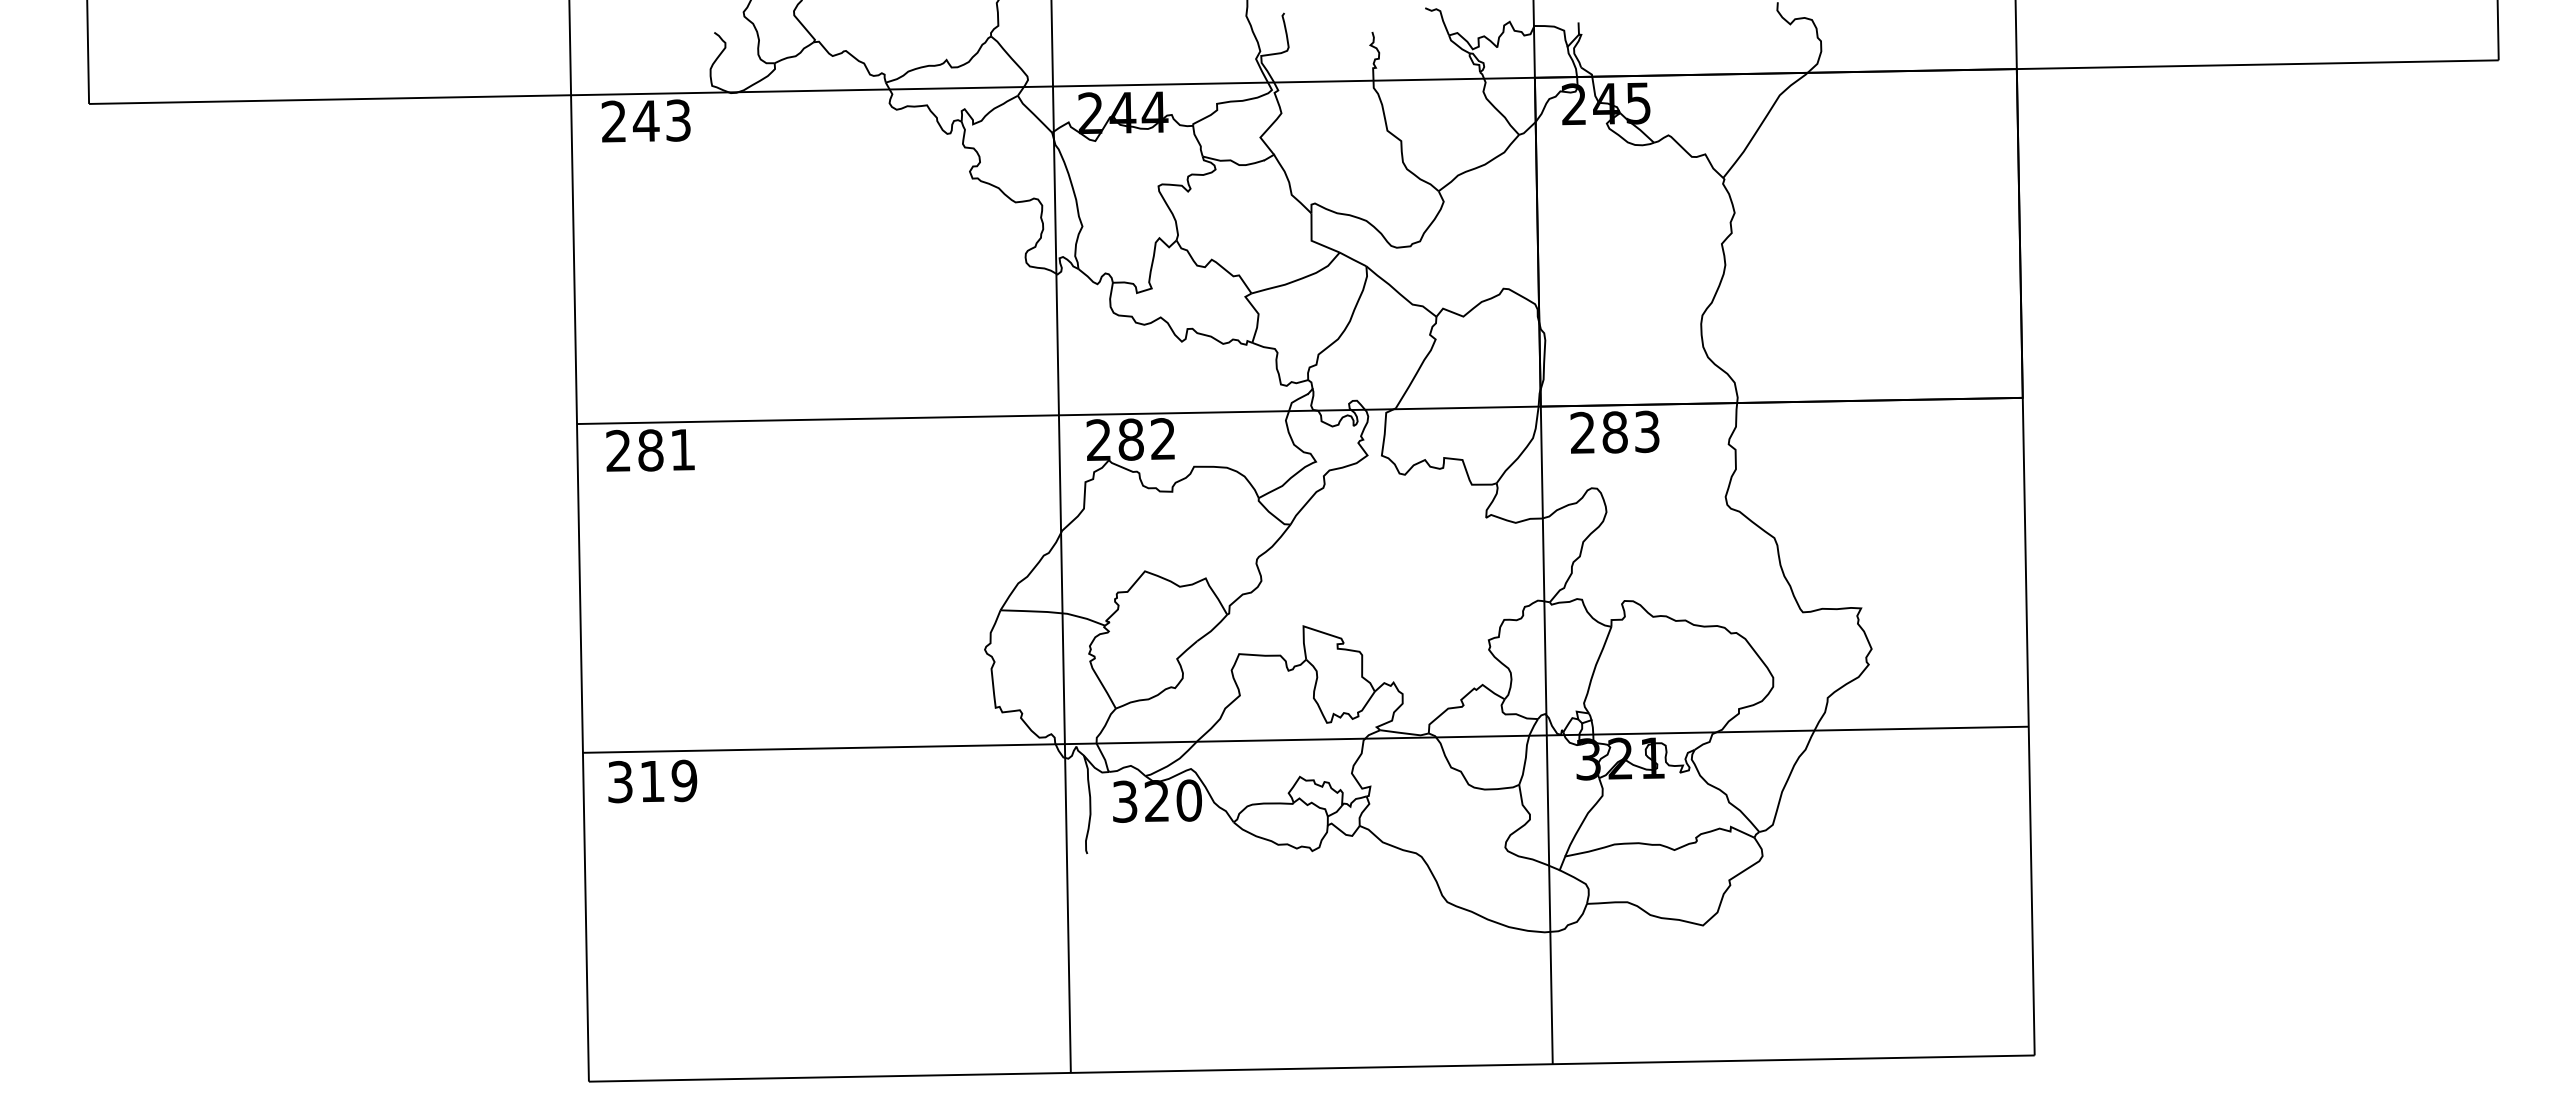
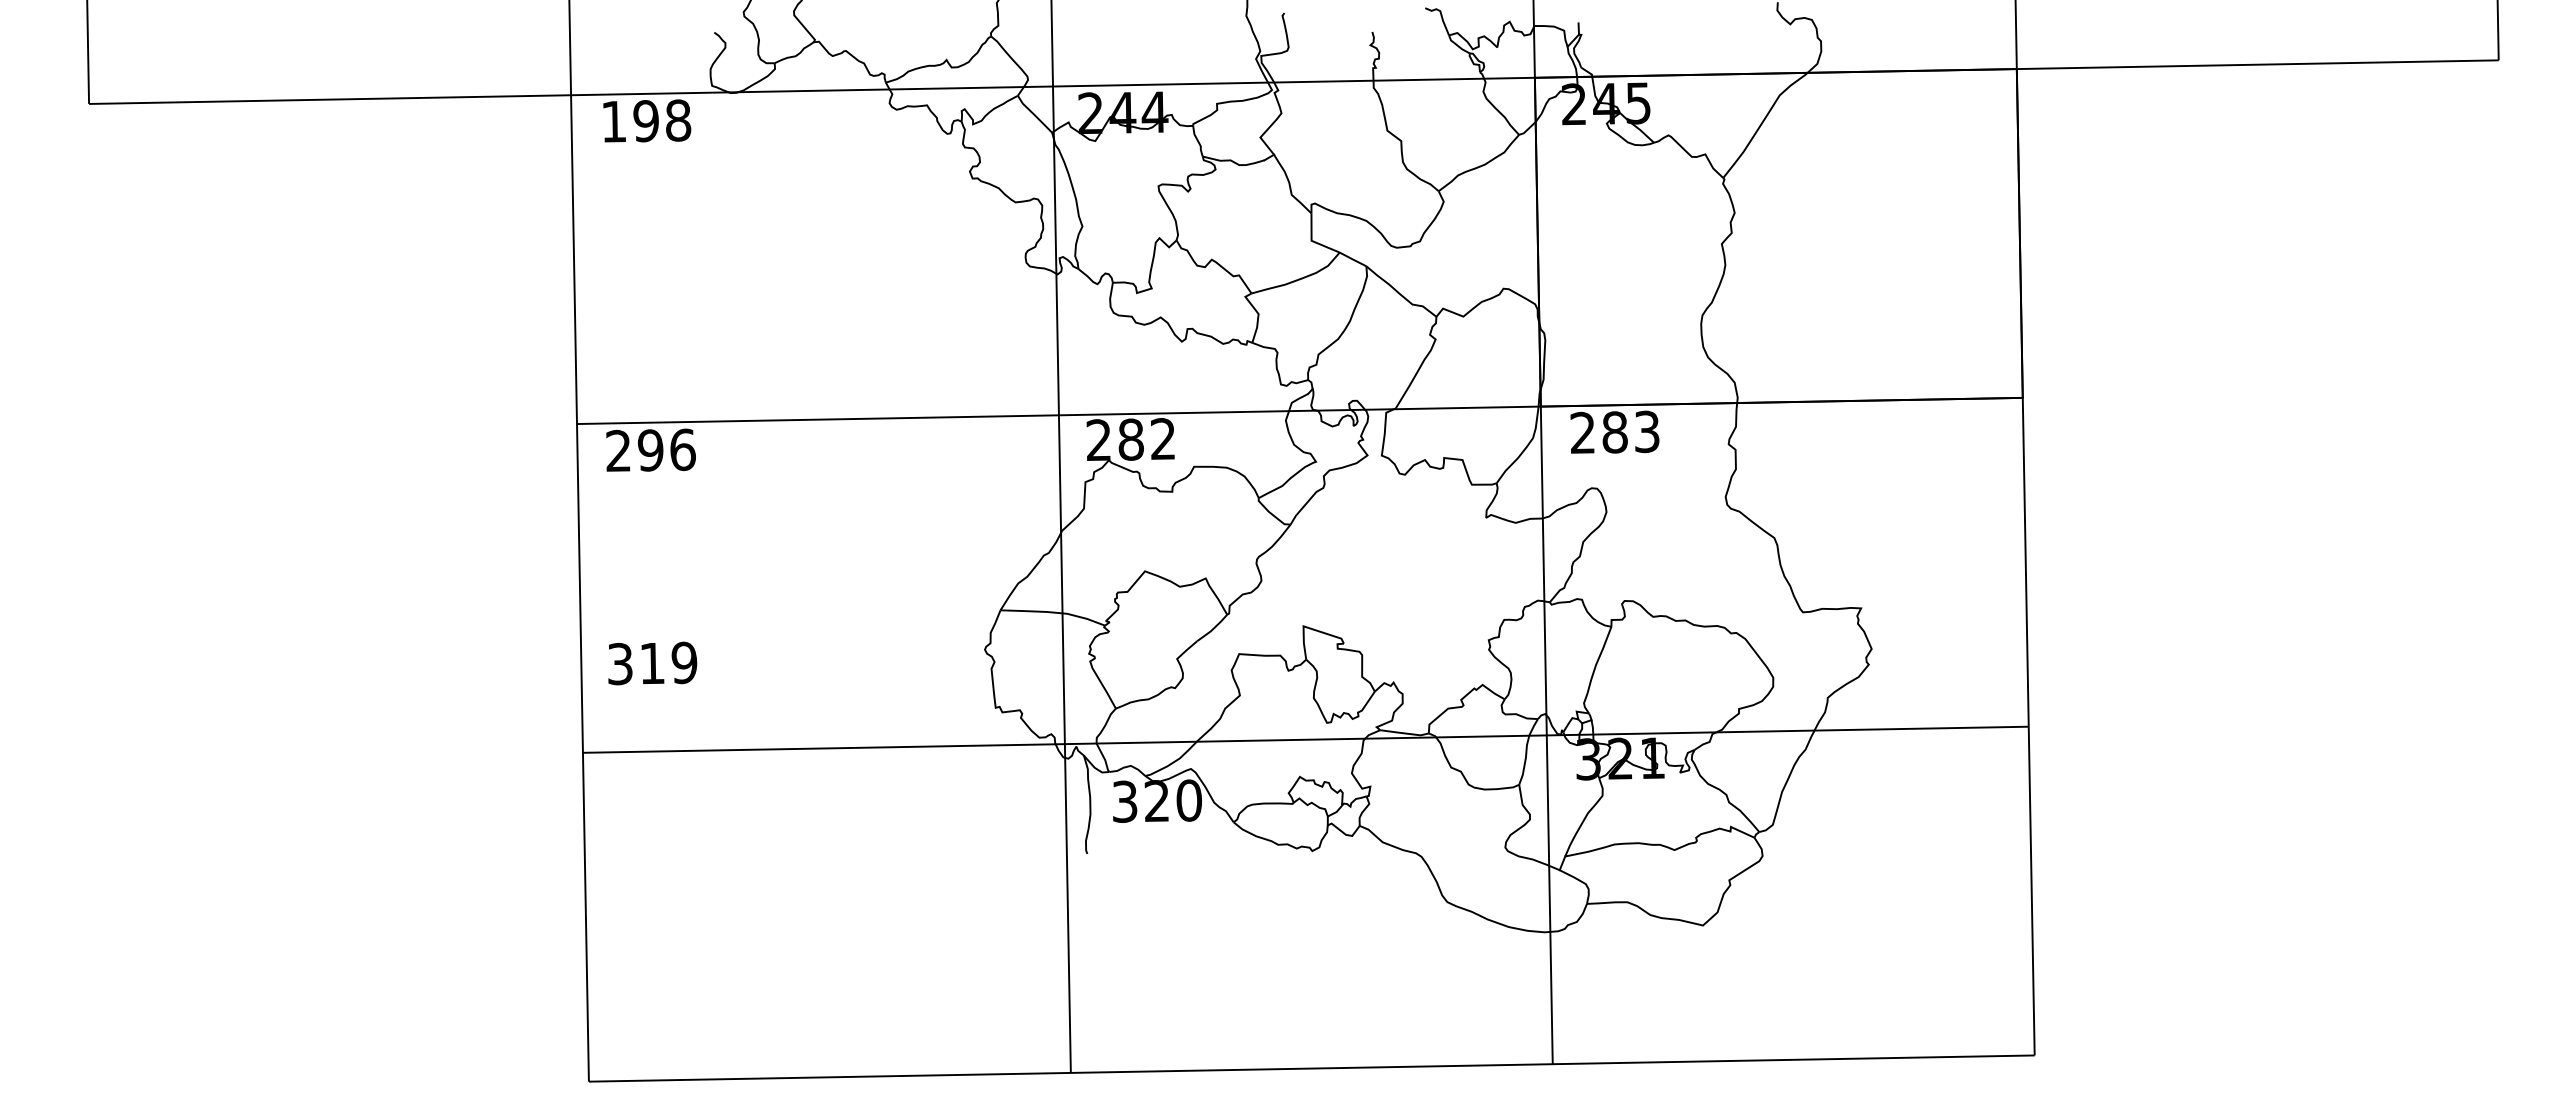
text: 243 -> 198 (646, 120)
text: 281 -> 296 (666, 449)
text position: (652, 781) -> (652, 663) (652, 663)
